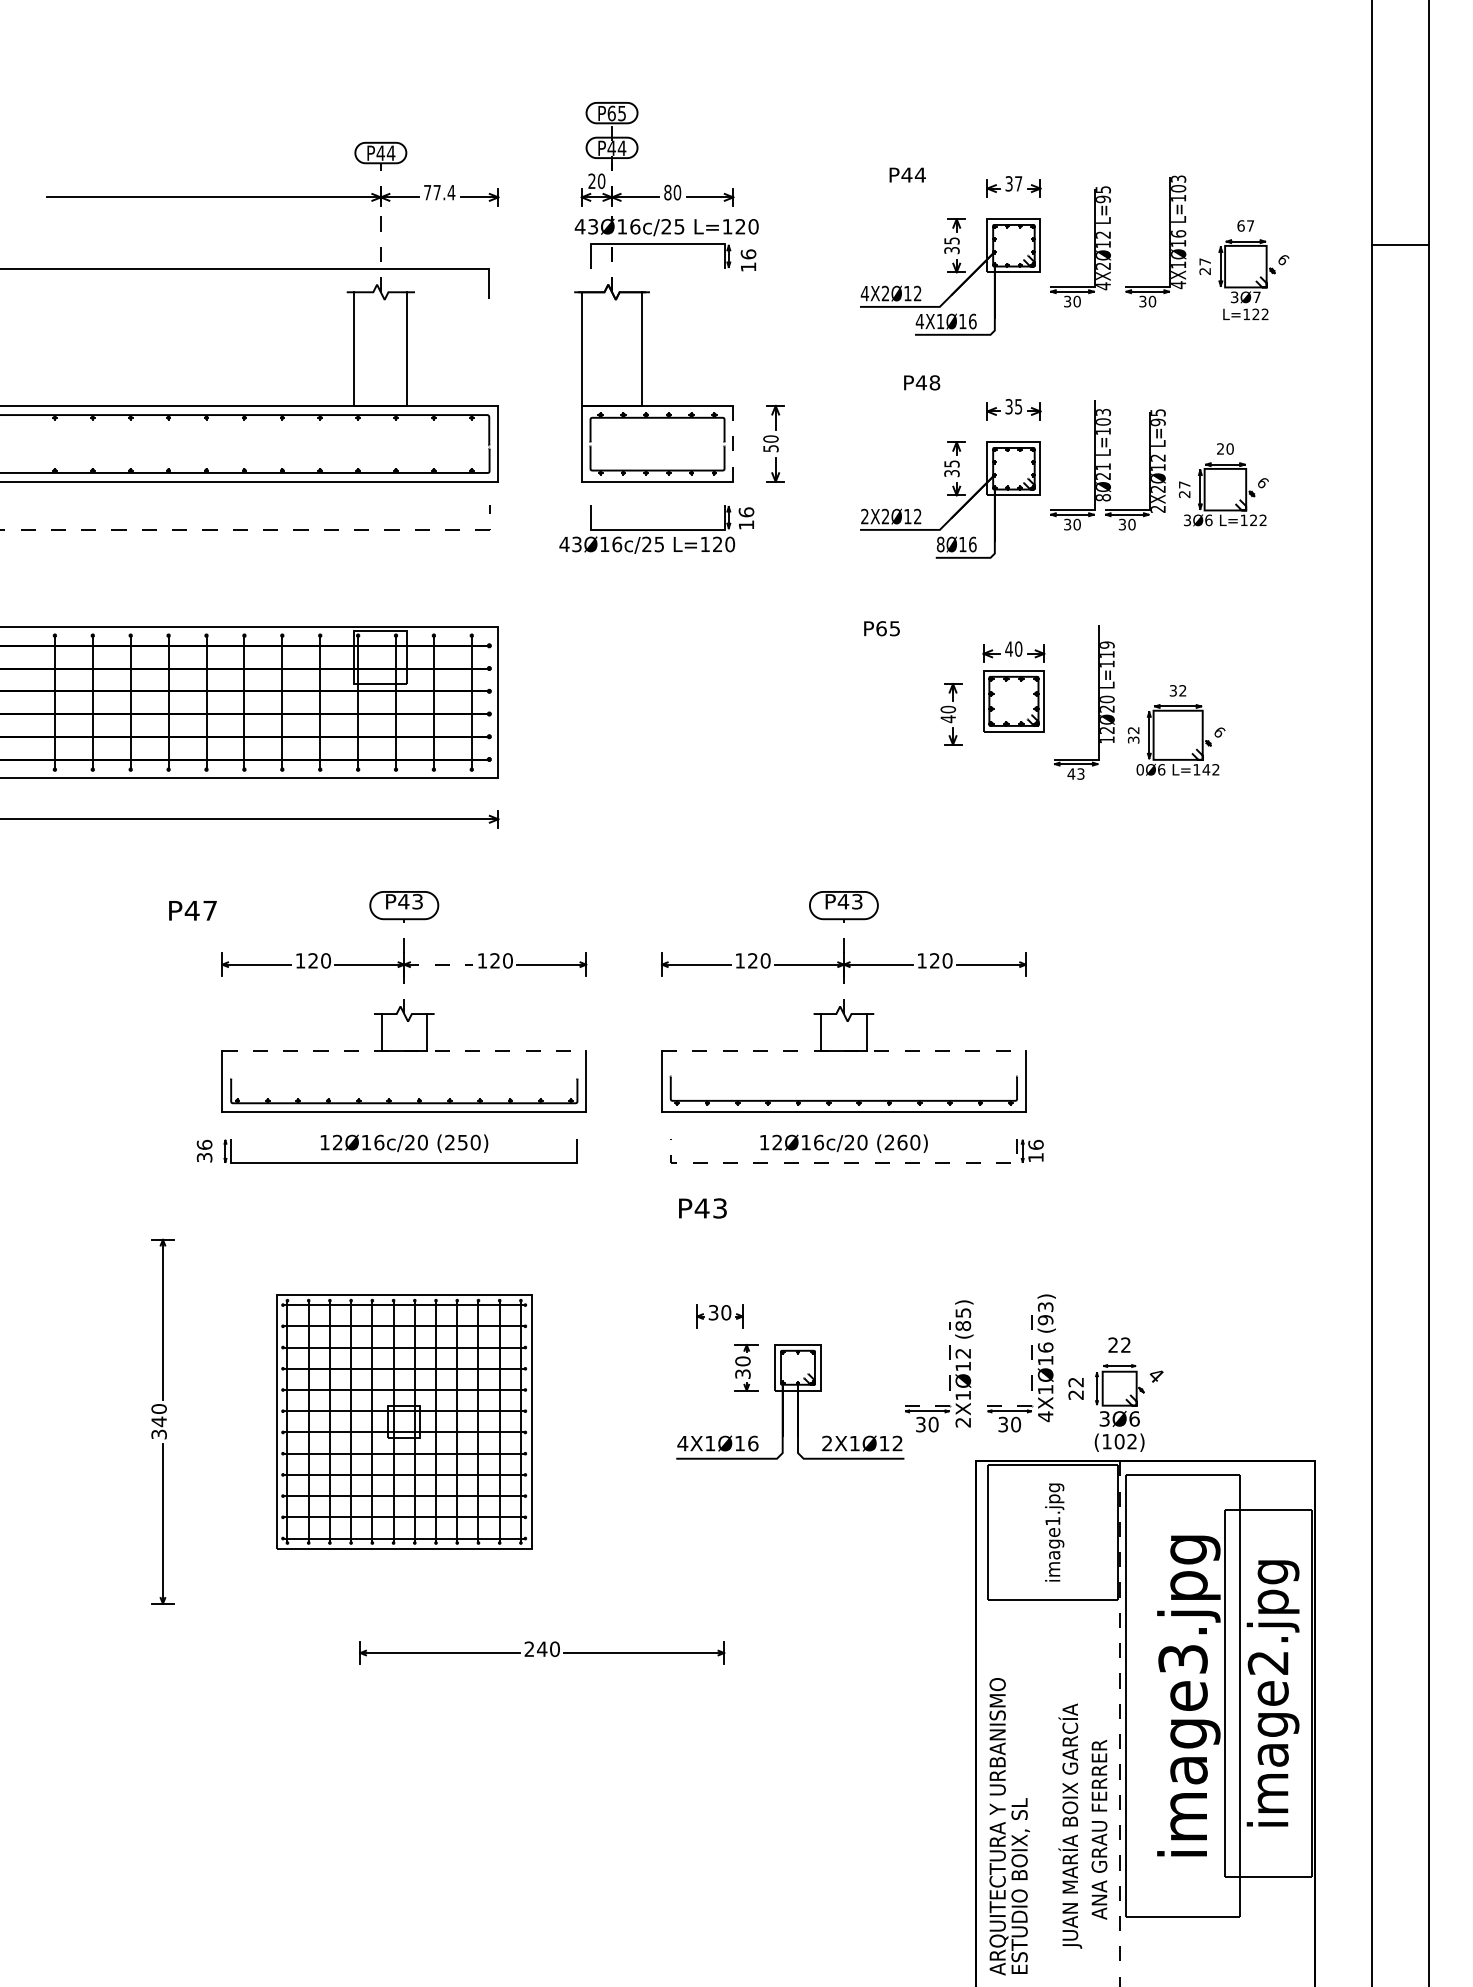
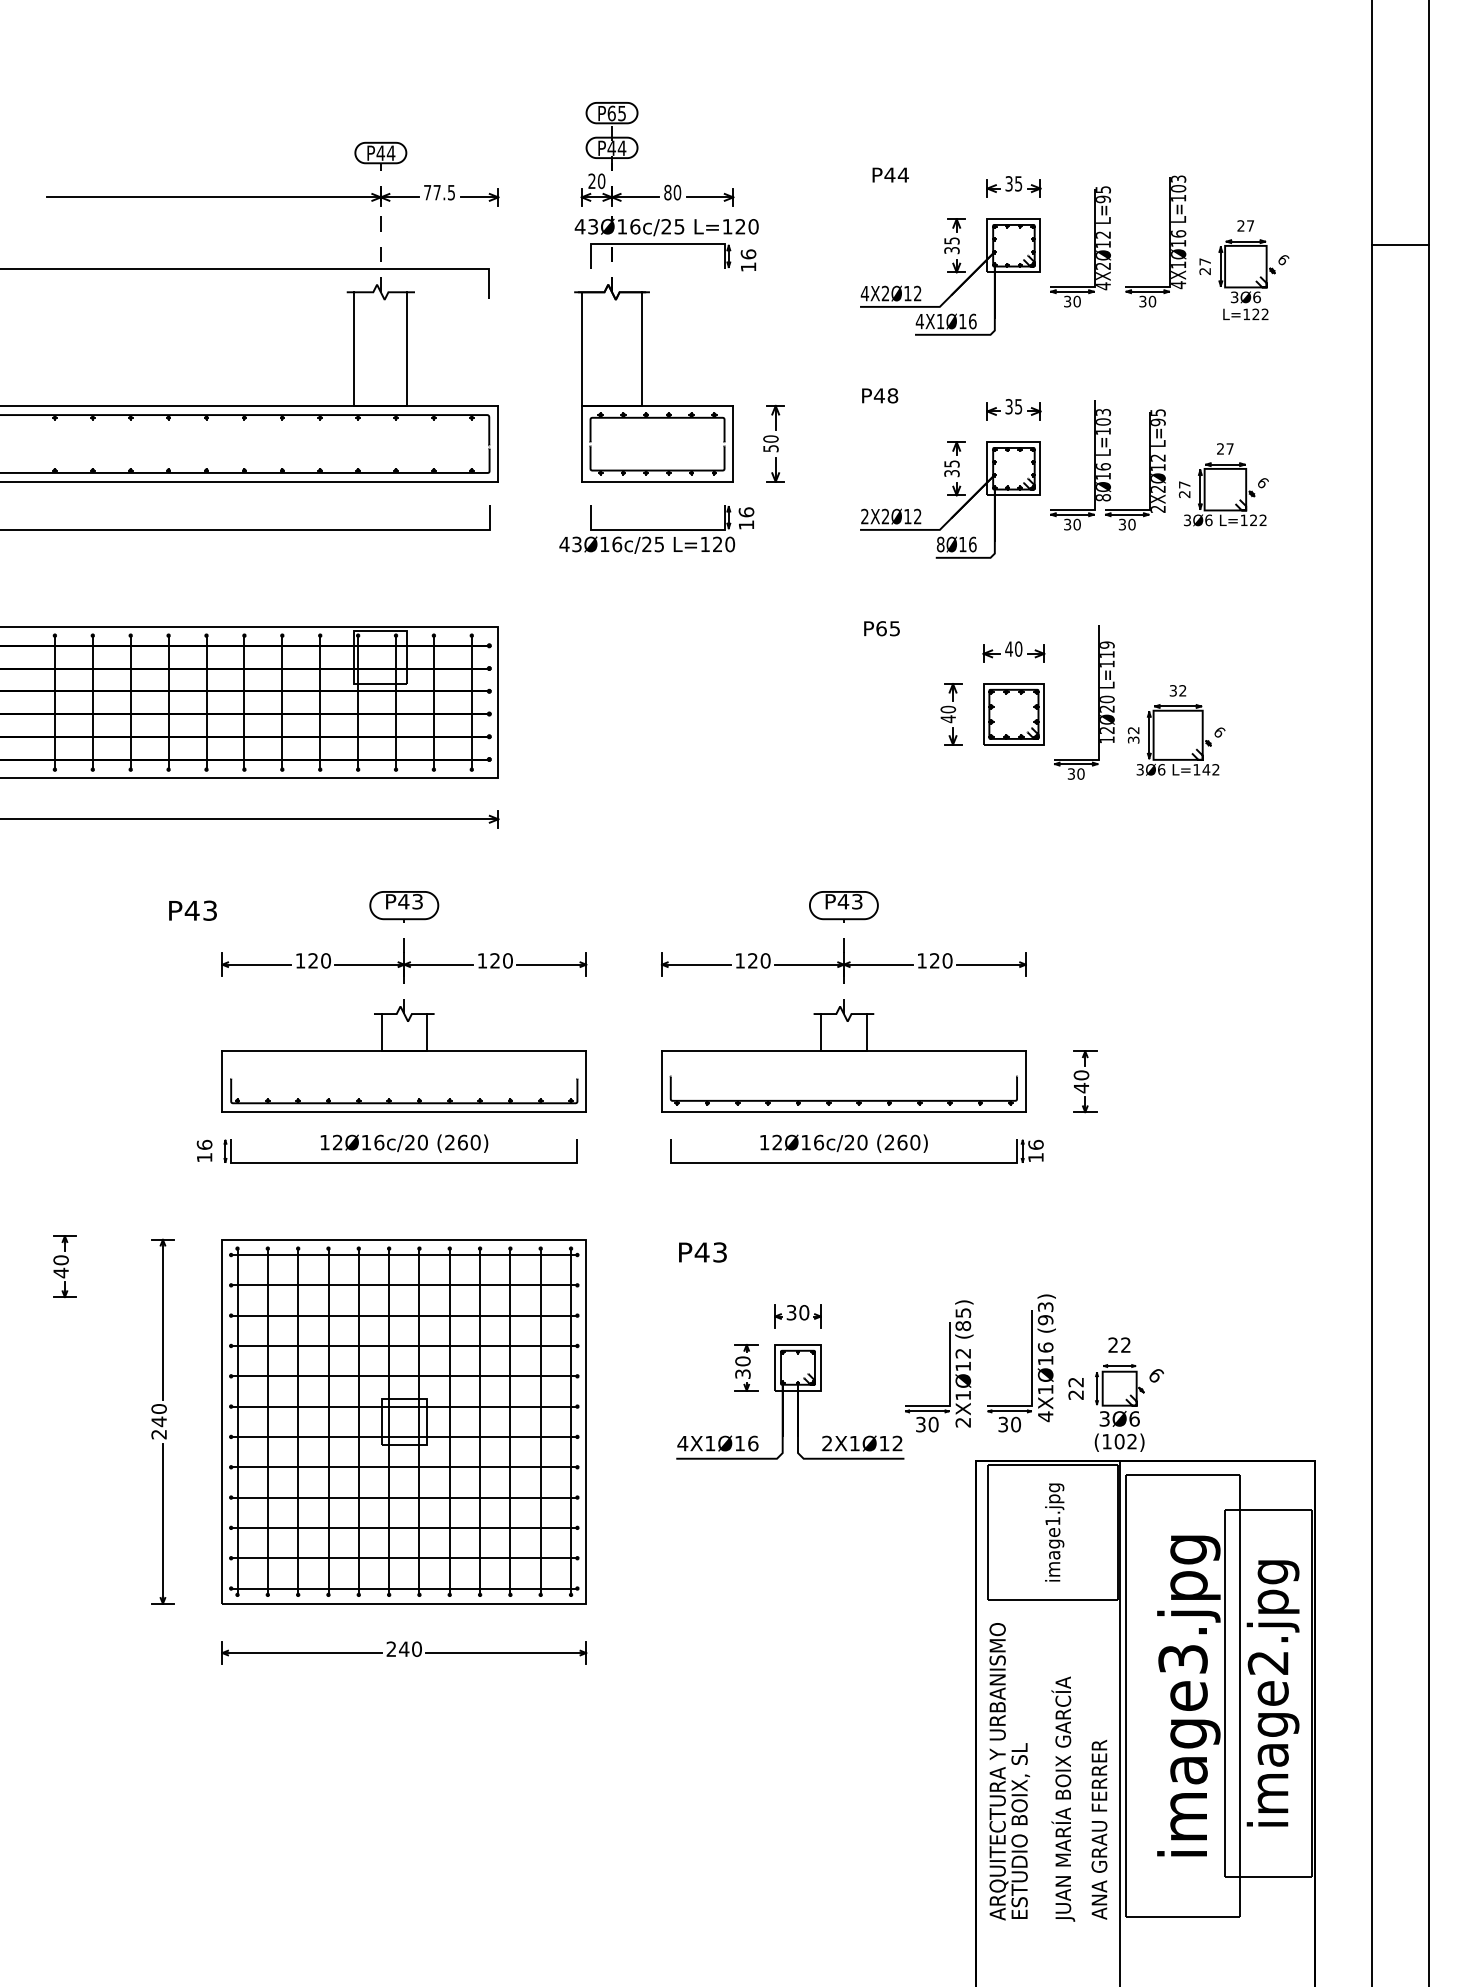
text position: (907, 174) -> (890, 174) (890, 174)
text: 37 -> 35 (1018, 183)
text: 77.4 -> 77.5 (451, 192)
text: 67 -> 27 (1240, 225)
text: 3Ø7 -> 3Ø6 (1256, 297)
text position: (922, 382) -> (880, 395) (880, 395)
line: dashed -> solid (733, 443)
text: 20 -> 27 (1229, 448)
text: 8Ø21 -> 8Ø16 (1103, 471)
line: dashed -> solid (258, 529)
part position: (1013, 701) -> (1013, 714) (1013, 714)
text: 0Ø6 -> 3Ø6 (1139, 769)
text: 43 -> 30 (1075, 773)
text: P47 -> P43 (209, 910)
line: dashed -> solid (438, 964)
line: dashed -> solid (404, 1051)
line: dashed -> solid (843, 1051)
part: none -> present (1085, 1081)
text: (250) -> (260) (462, 1142)
text: 36 -> 16 (204, 1157)
line: dashed -> solid (843, 1163)
text position: (702, 1208) -> (702, 1252) (702, 1252)
part: none -> present (64, 1266)
part position: (719, 1316) -> (797, 1316) (797, 1316)
text: 4 -> 6 (1156, 1375)
line: dashed -> solid (1032, 1380)
line: dashed -> solid (950, 1386)
part size: 257x256 px -> 366x366 px (403, 1421)
text: 340 -> 240 (158, 1434)
part position: (542, 1652) -> (404, 1652) (404, 1652)
line: dashed -> solid (1119, 1723)
text position: (1070, 1825) -> (1063, 1798) (1063, 1798)
text position: (1009, 1826) -> (1009, 1771) (1009, 1771)
